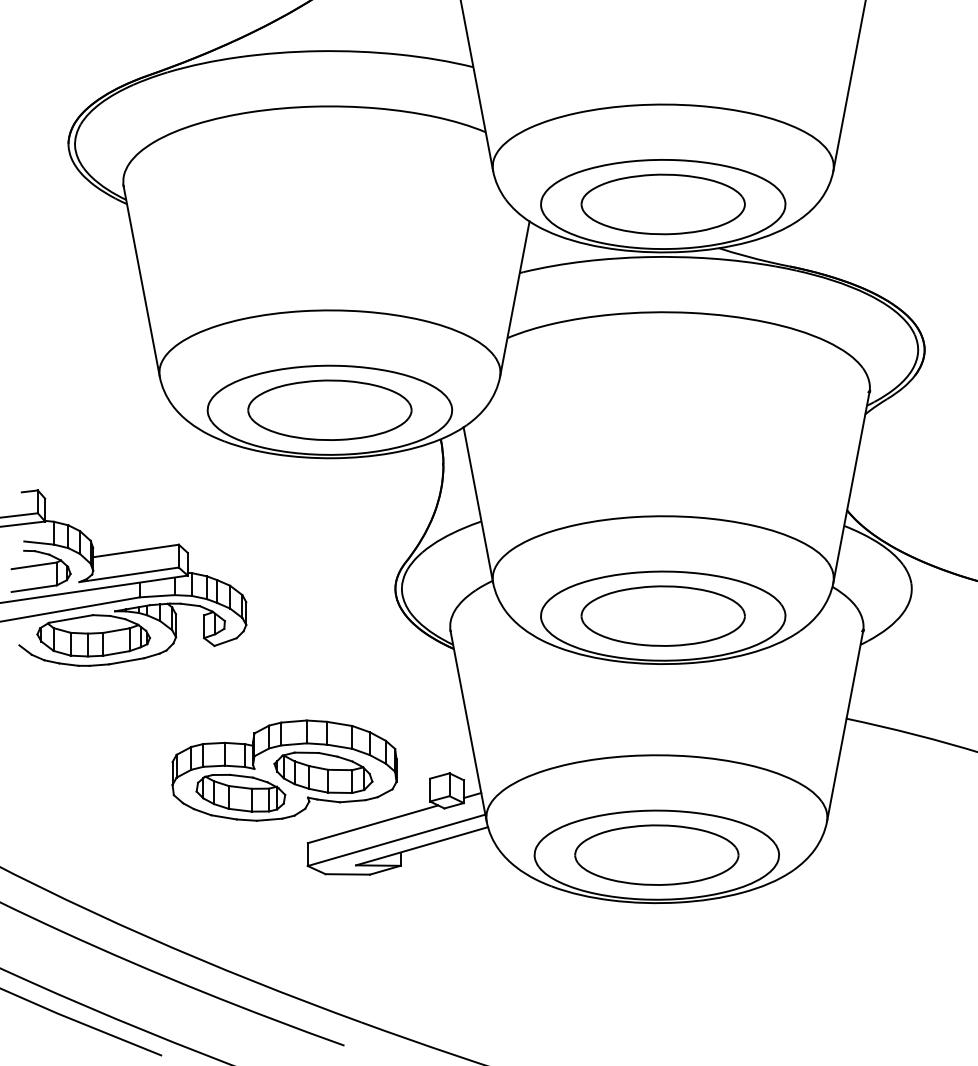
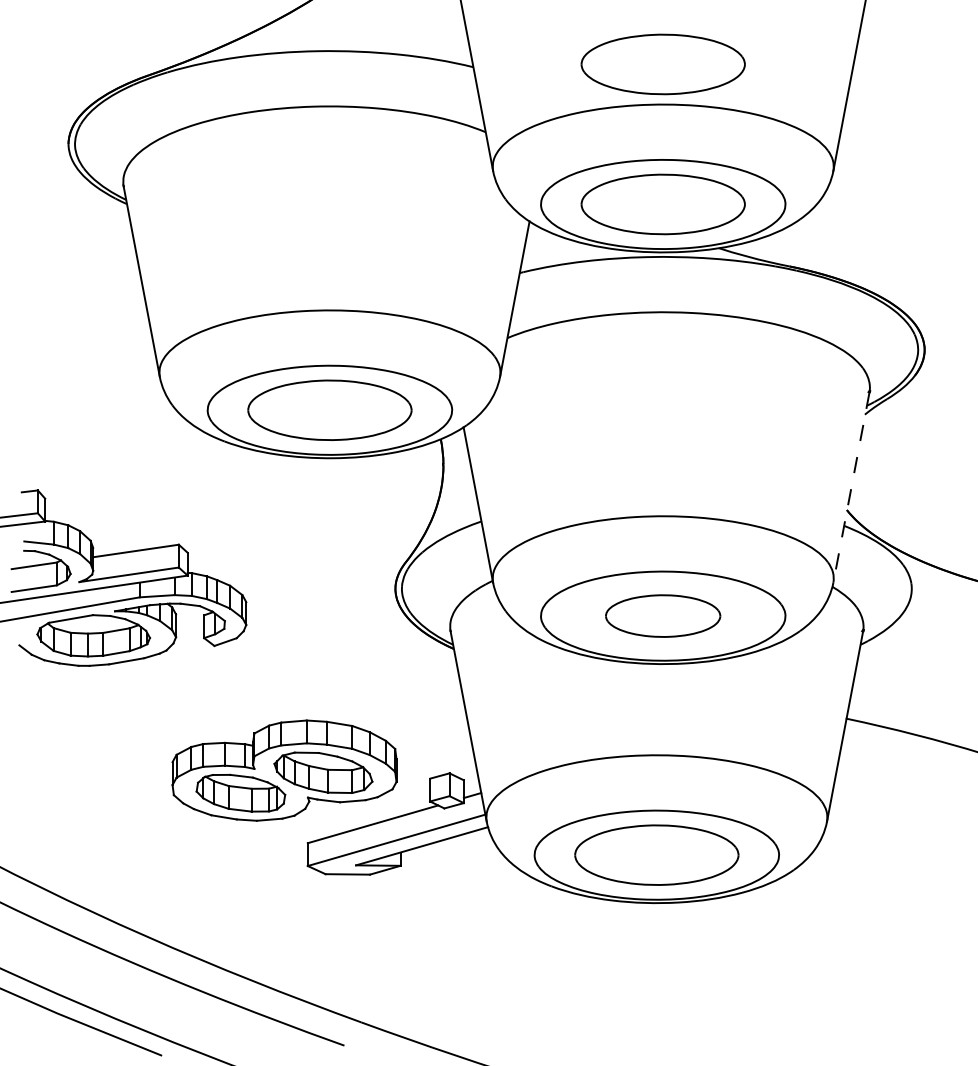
part: none -> present (662, 64)
line: solid -> dashed (851, 487)
part size: 166x62 px -> 117x44 px (663, 615)
